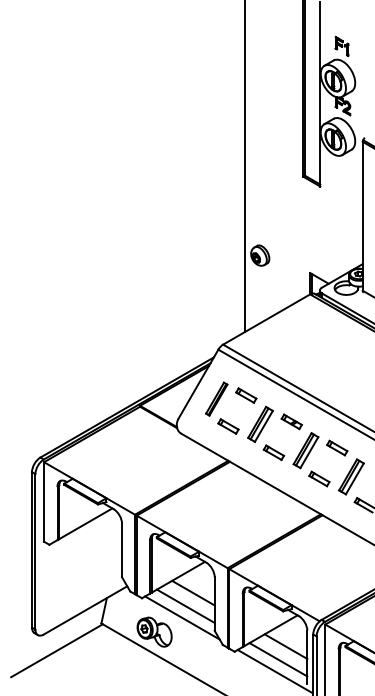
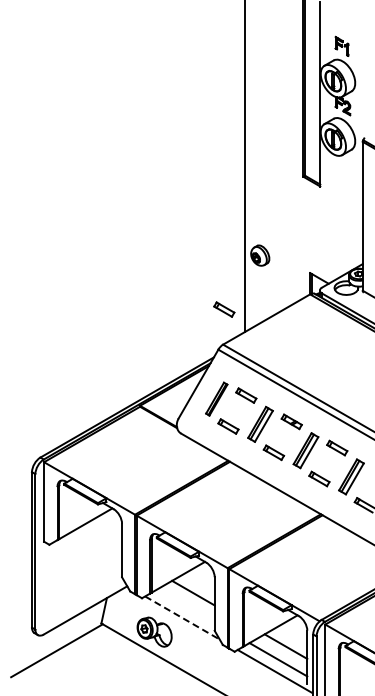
part: none -> present (224, 309)
line: present -> none (185, 605)
line: solid -> dashed (182, 618)
